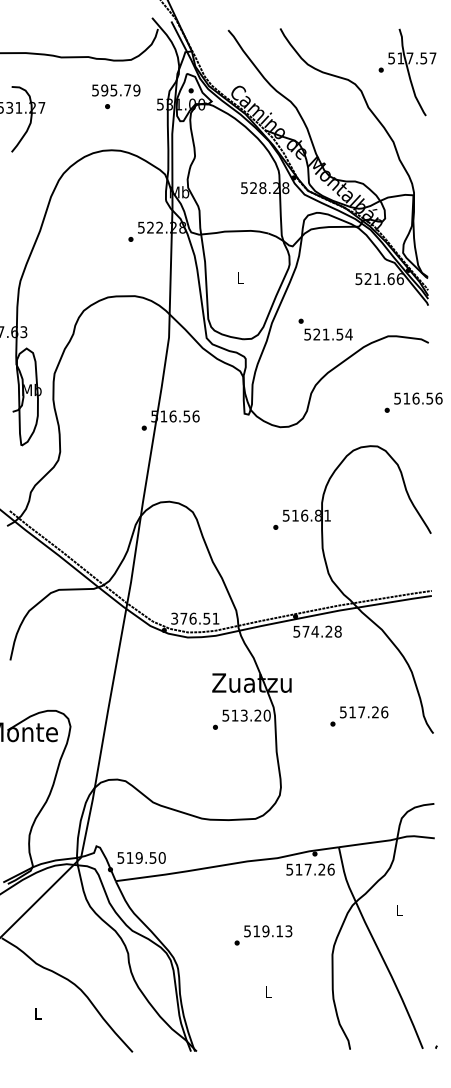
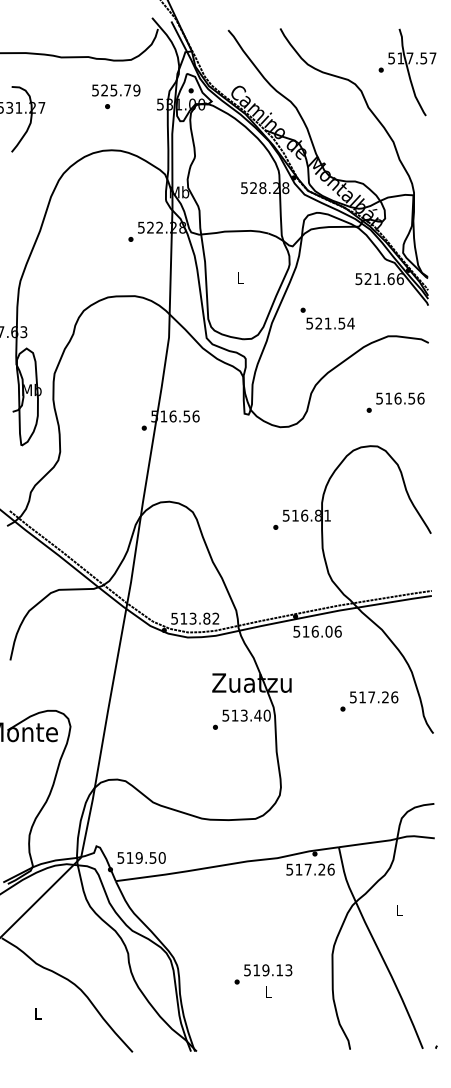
text: 595.79 -> 525.79 (104, 90)
text position: (325, 329) -> (327, 318) (327, 318)
text position: (413, 402) -> (395, 402) (395, 402)
text: 376.51 -> 513.82 (195, 618)
text: 574.28 -> 516.06 (321, 631)
text: 513.20 -> 513.40 (257, 715)
text position: (359, 716) -> (369, 701) (369, 701)
text position: (263, 935) -> (263, 974) (263, 974)
